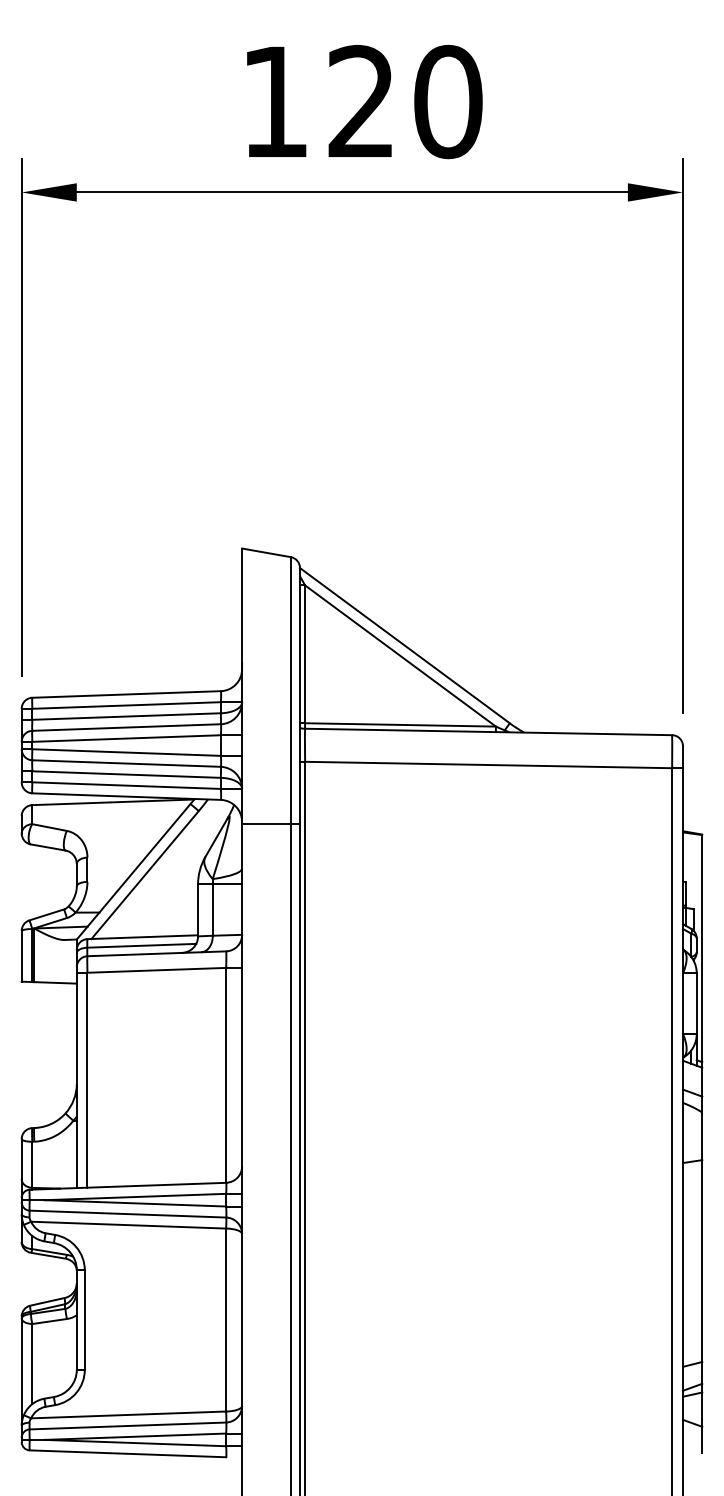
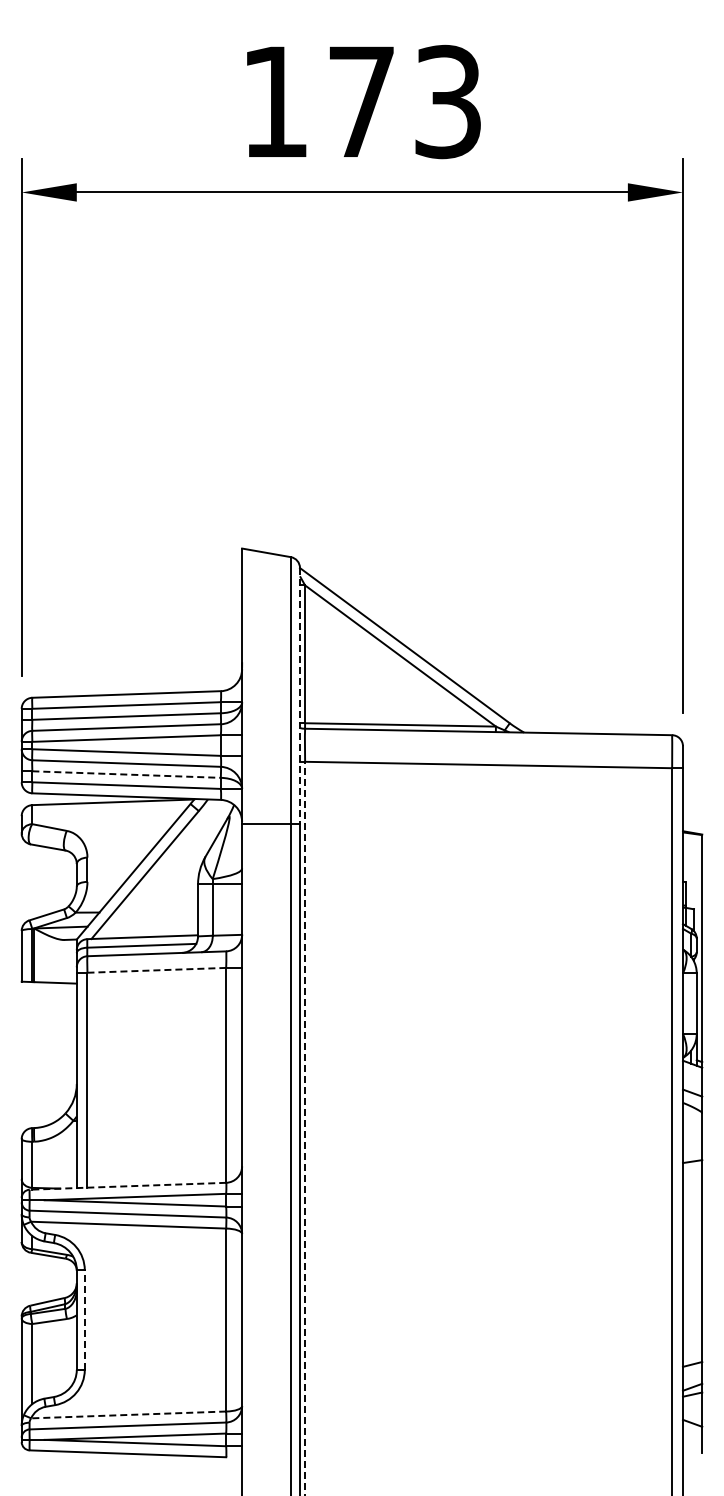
text: 120 -> 173 (405, 101)
line: solid -> dashed (299, 696)
line: solid -> dashed (127, 774)
line: solid -> dashed (157, 970)
line: solid -> dashed (305, 1128)
line: solid -> dashed (127, 1186)
line: solid -> dashed (84, 1320)
line: solid -> dashed (128, 1414)
